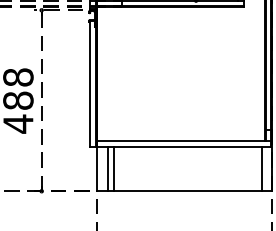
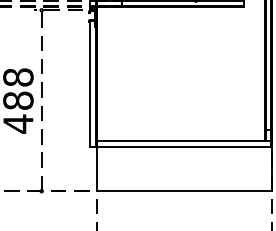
line: present -> none (108, 168)
line: present -> none (114, 168)
line: present -> none (262, 168)
